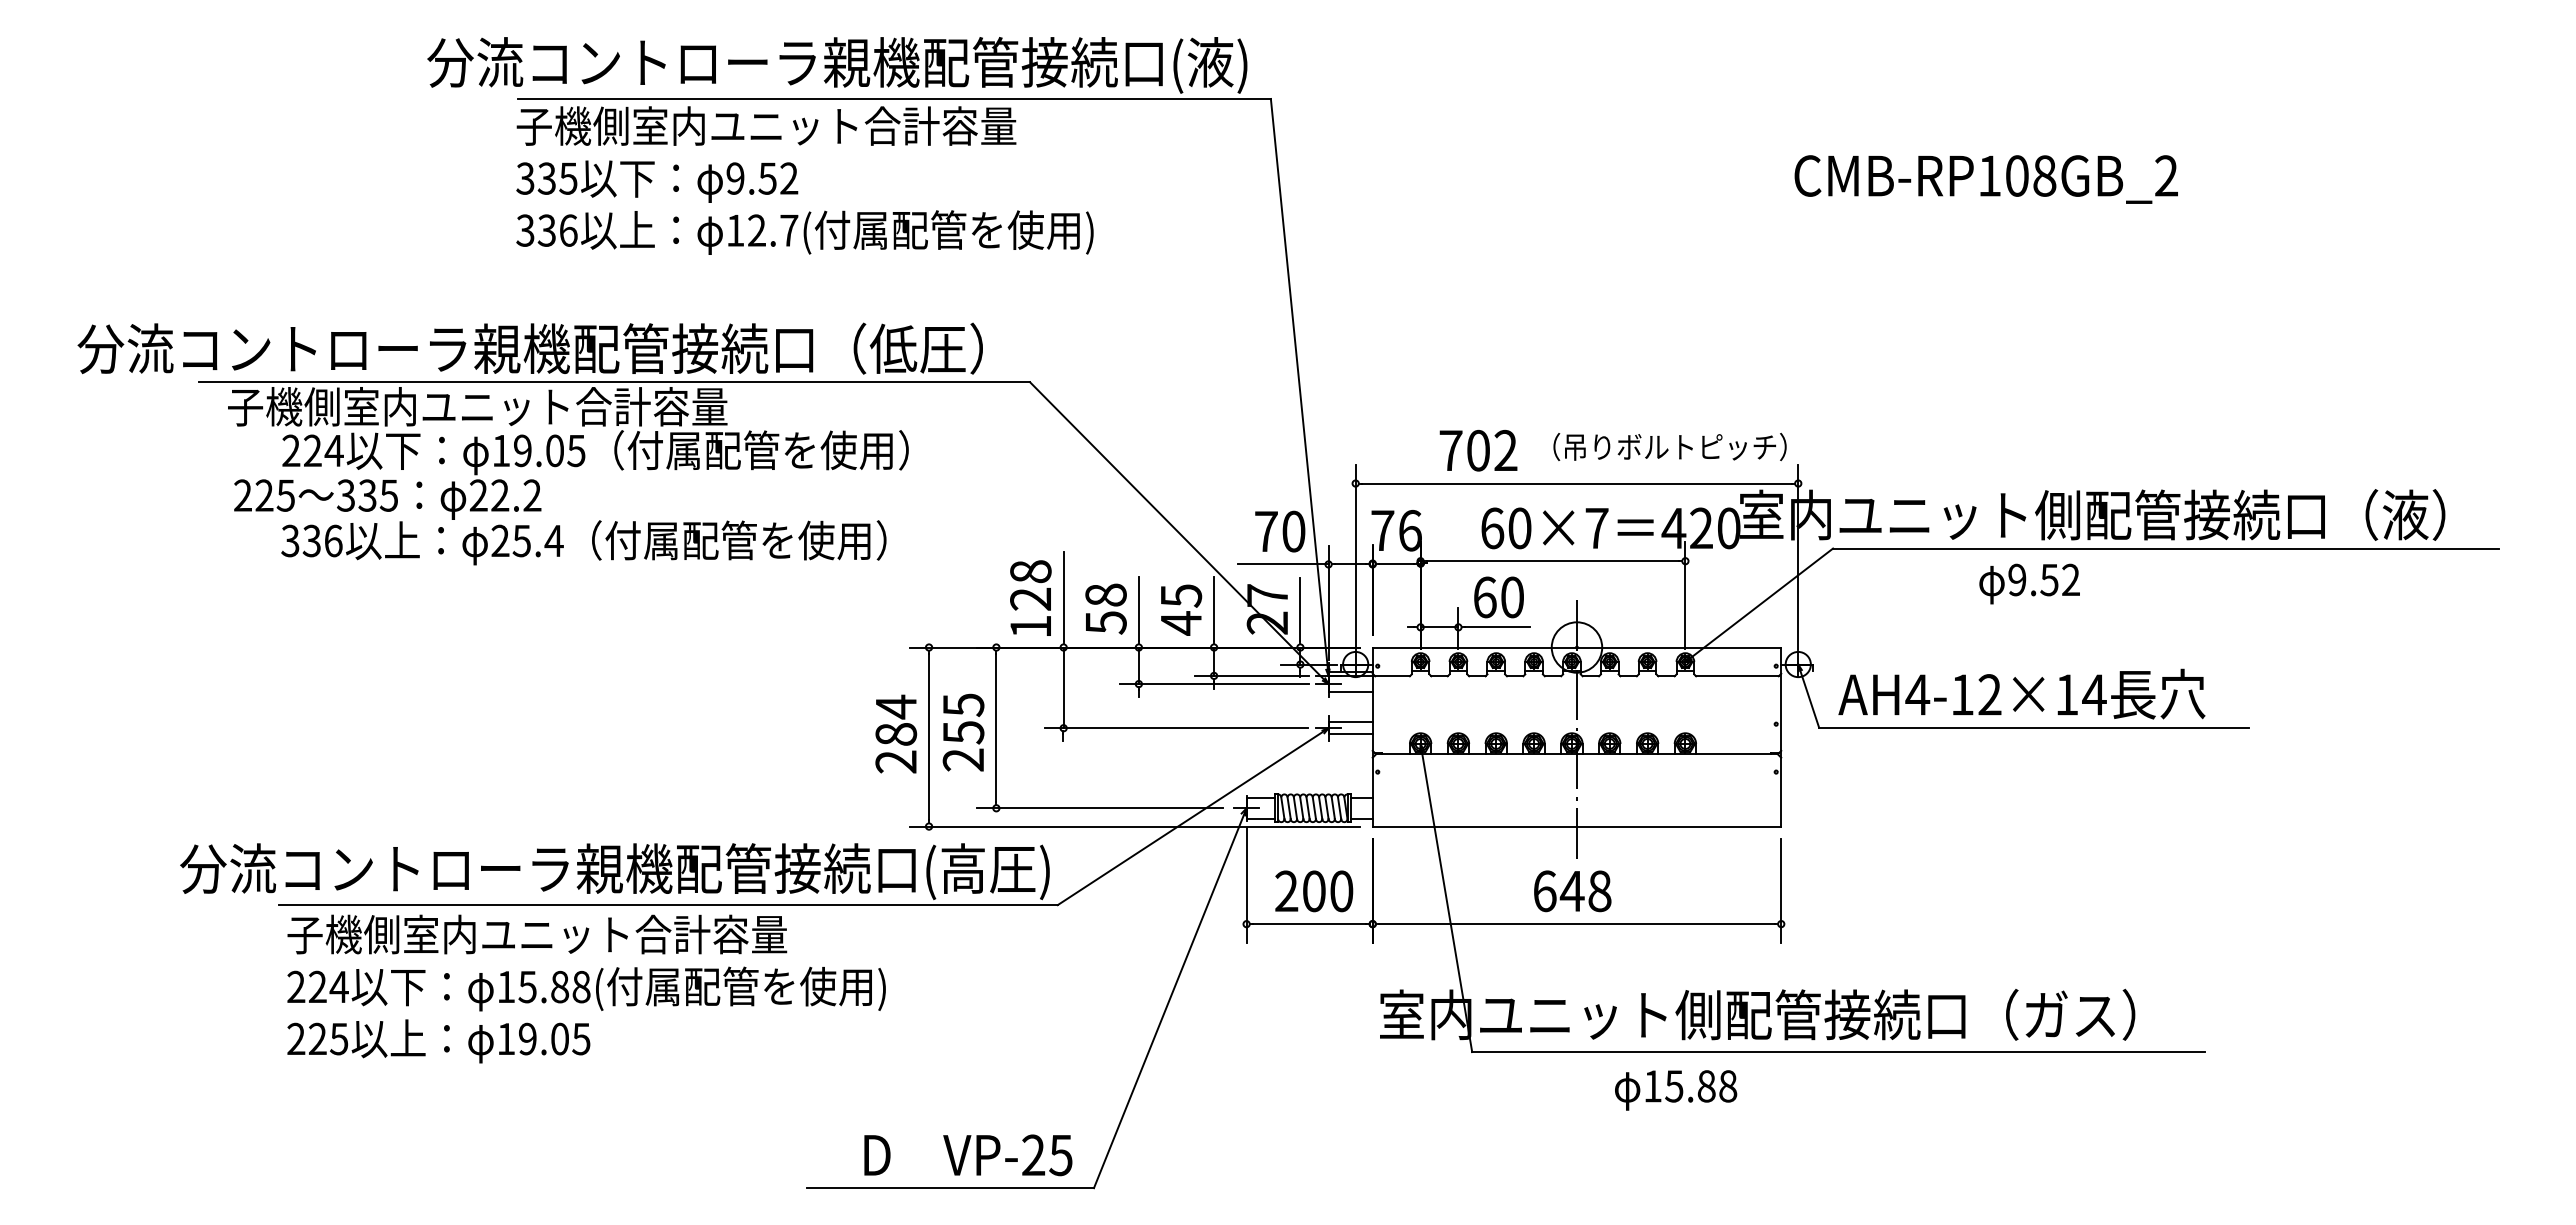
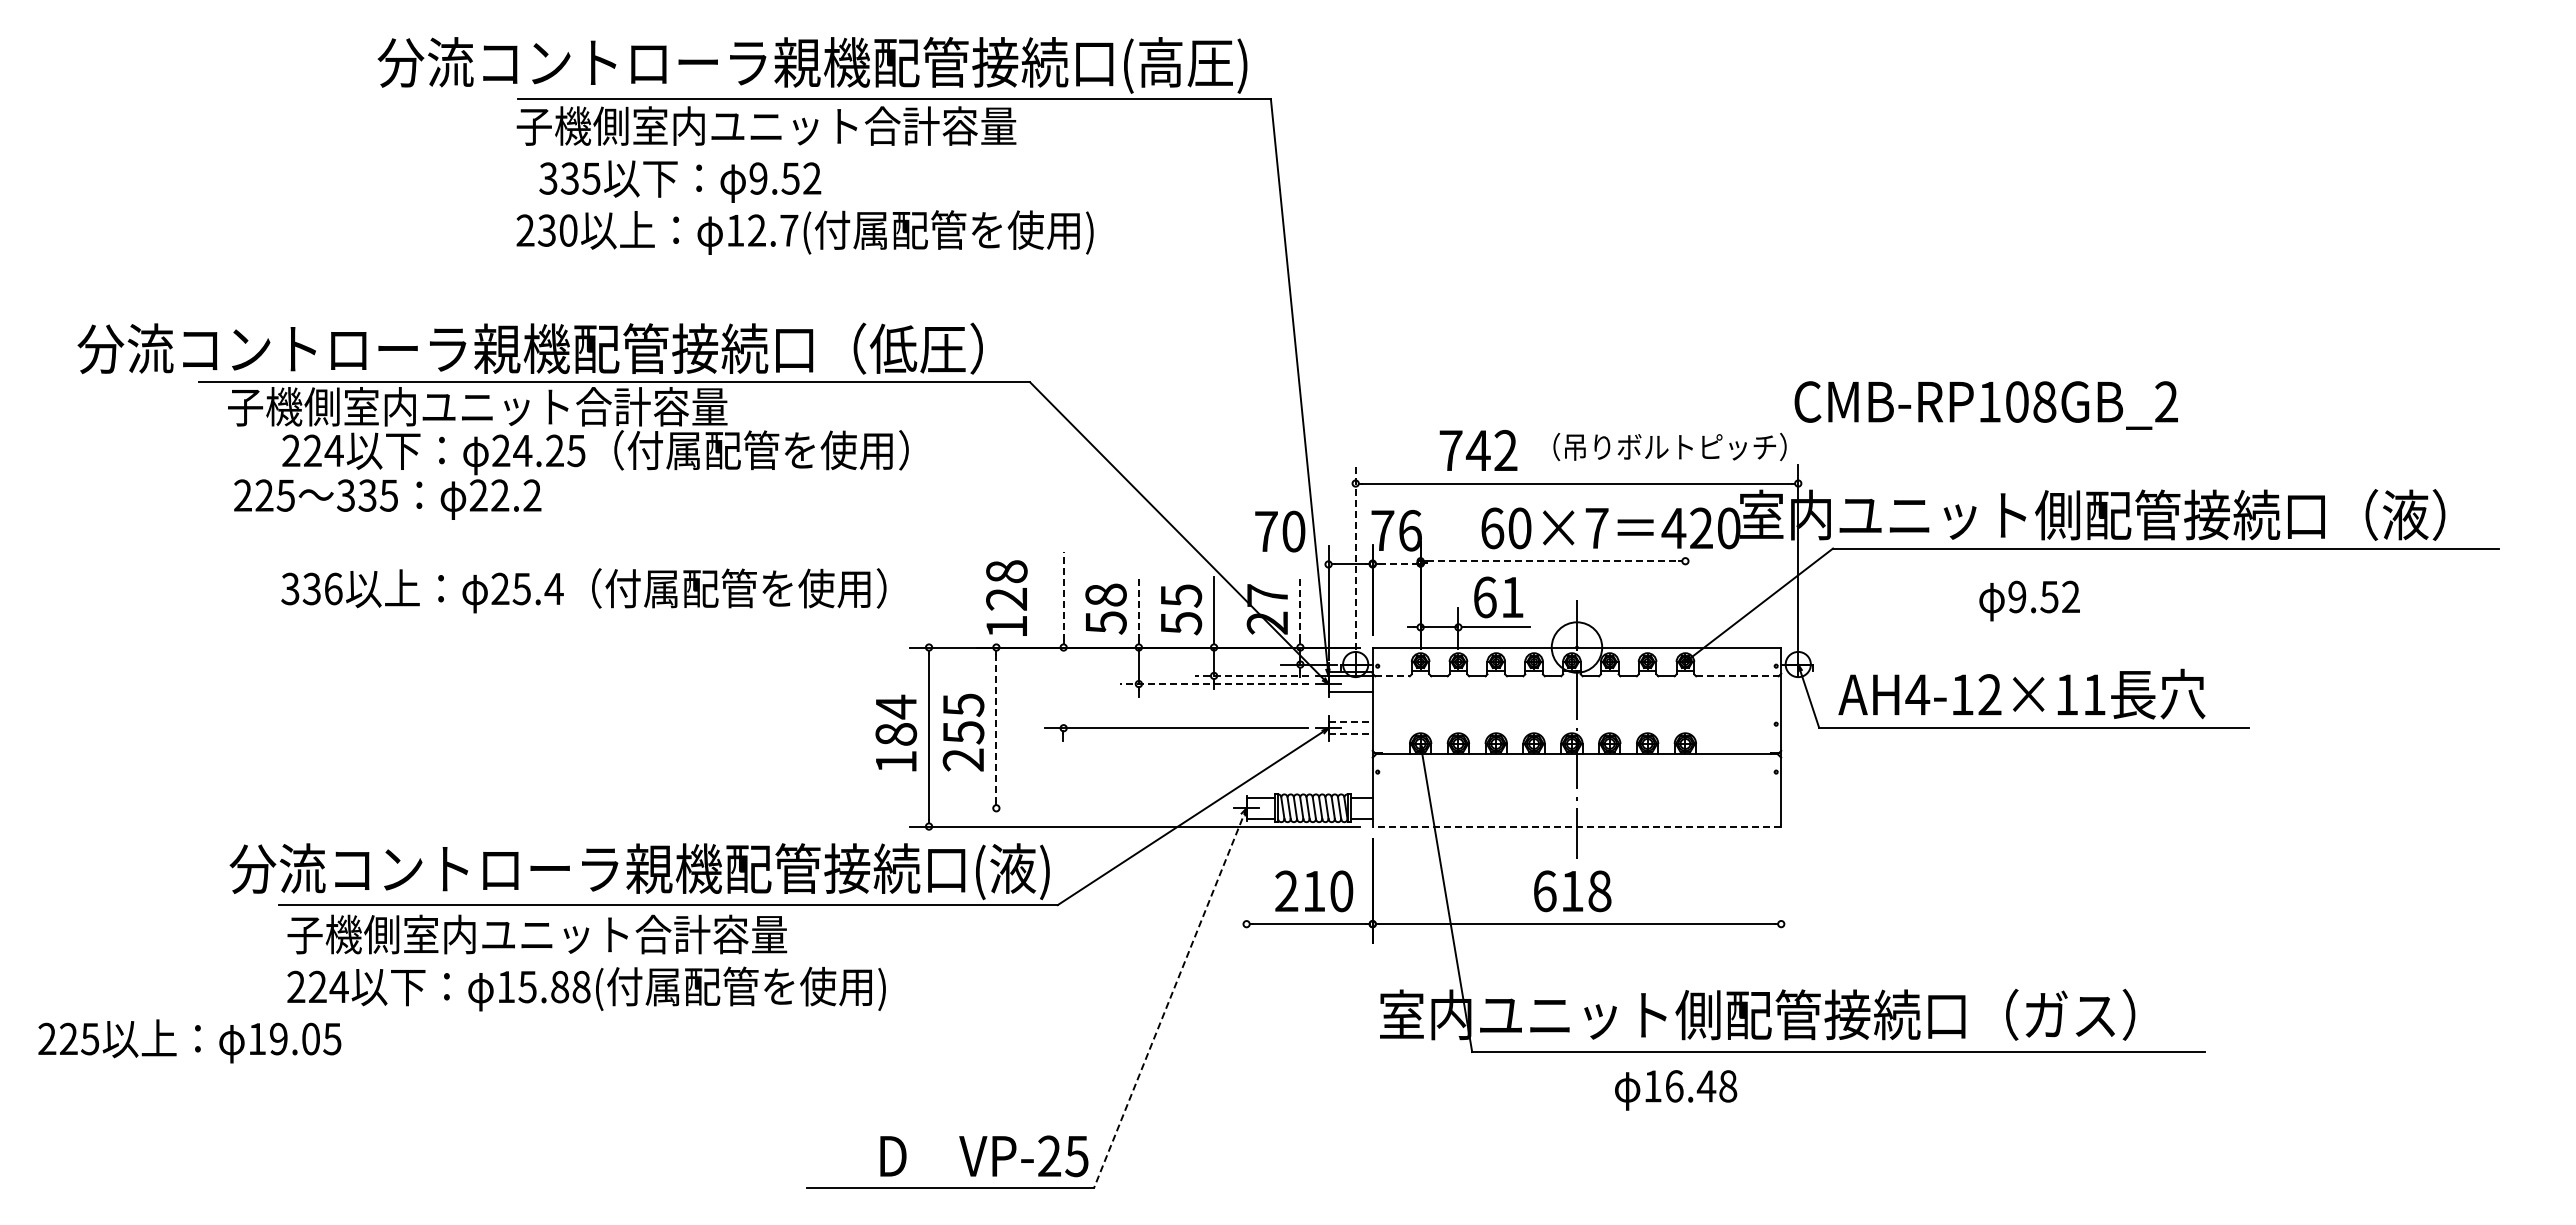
text: 分流コントローラ親機配管接続口(液) -> 分流コントローラ親機配管接続口(高圧) (805, 65)
text position: (1985, 179) -> (1985, 405) (1985, 405)
text position: (657, 181) -> (680, 181) (680, 181)
text: 336 -> 230 (546, 230)
text: 19.05 -> 24.25 (527, 450)
text: 702 -> 742 (1477, 450)
text position: (583, 542) -> (583, 590) (583, 590)
line: solid -> dashed (1355, 557)
line: solid -> dashed (1553, 561)
line: solid -> dashed (1396, 563)
line: present -> none (1283, 564)
text position: (2029, 583) -> (2029, 600) (2029, 600)
line: present -> none (1685, 595)
line: solid -> dashed (1063, 596)
text position: (1030, 597) -> (1006, 597) (1006, 597)
text: 60 -> 61 (1512, 597)
line: solid -> dashed (1138, 609)
line: solid -> dashed (1300, 609)
text: 45 -> 55 (1181, 623)
line: solid -> dashed (1251, 675)
line: solid -> dashed (1393, 676)
line: solid -> dashed (1737, 676)
line: solid -> dashed (1214, 684)
line: present -> none (1063, 687)
text: AH4-12×14 -> AH4-12×11 (2094, 694)
line: solid -> dashed (1351, 722)
line: solid -> dashed (996, 728)
line: solid -> dashed (1351, 734)
text: 284 -> 184 (895, 761)
line: present -> none (1100, 808)
line: solid -> dashed (1576, 826)
text: 分流コントローラ親機配管接続口(高圧) -> 分流コントローラ親機配管接続口(液) (608, 871)
line: present -> none (1246, 885)
text: 200 -> 210 (1314, 891)
text: 648 -> 618 (1571, 891)
line: present -> none (1781, 891)
line: solid -> dashed (1170, 998)
text position: (438, 1041) -> (189, 1041) (189, 1041)
text: 15.88 -> 16.48 (1690, 1086)
text position: (968, 1155) -> (984, 1156) (984, 1156)
